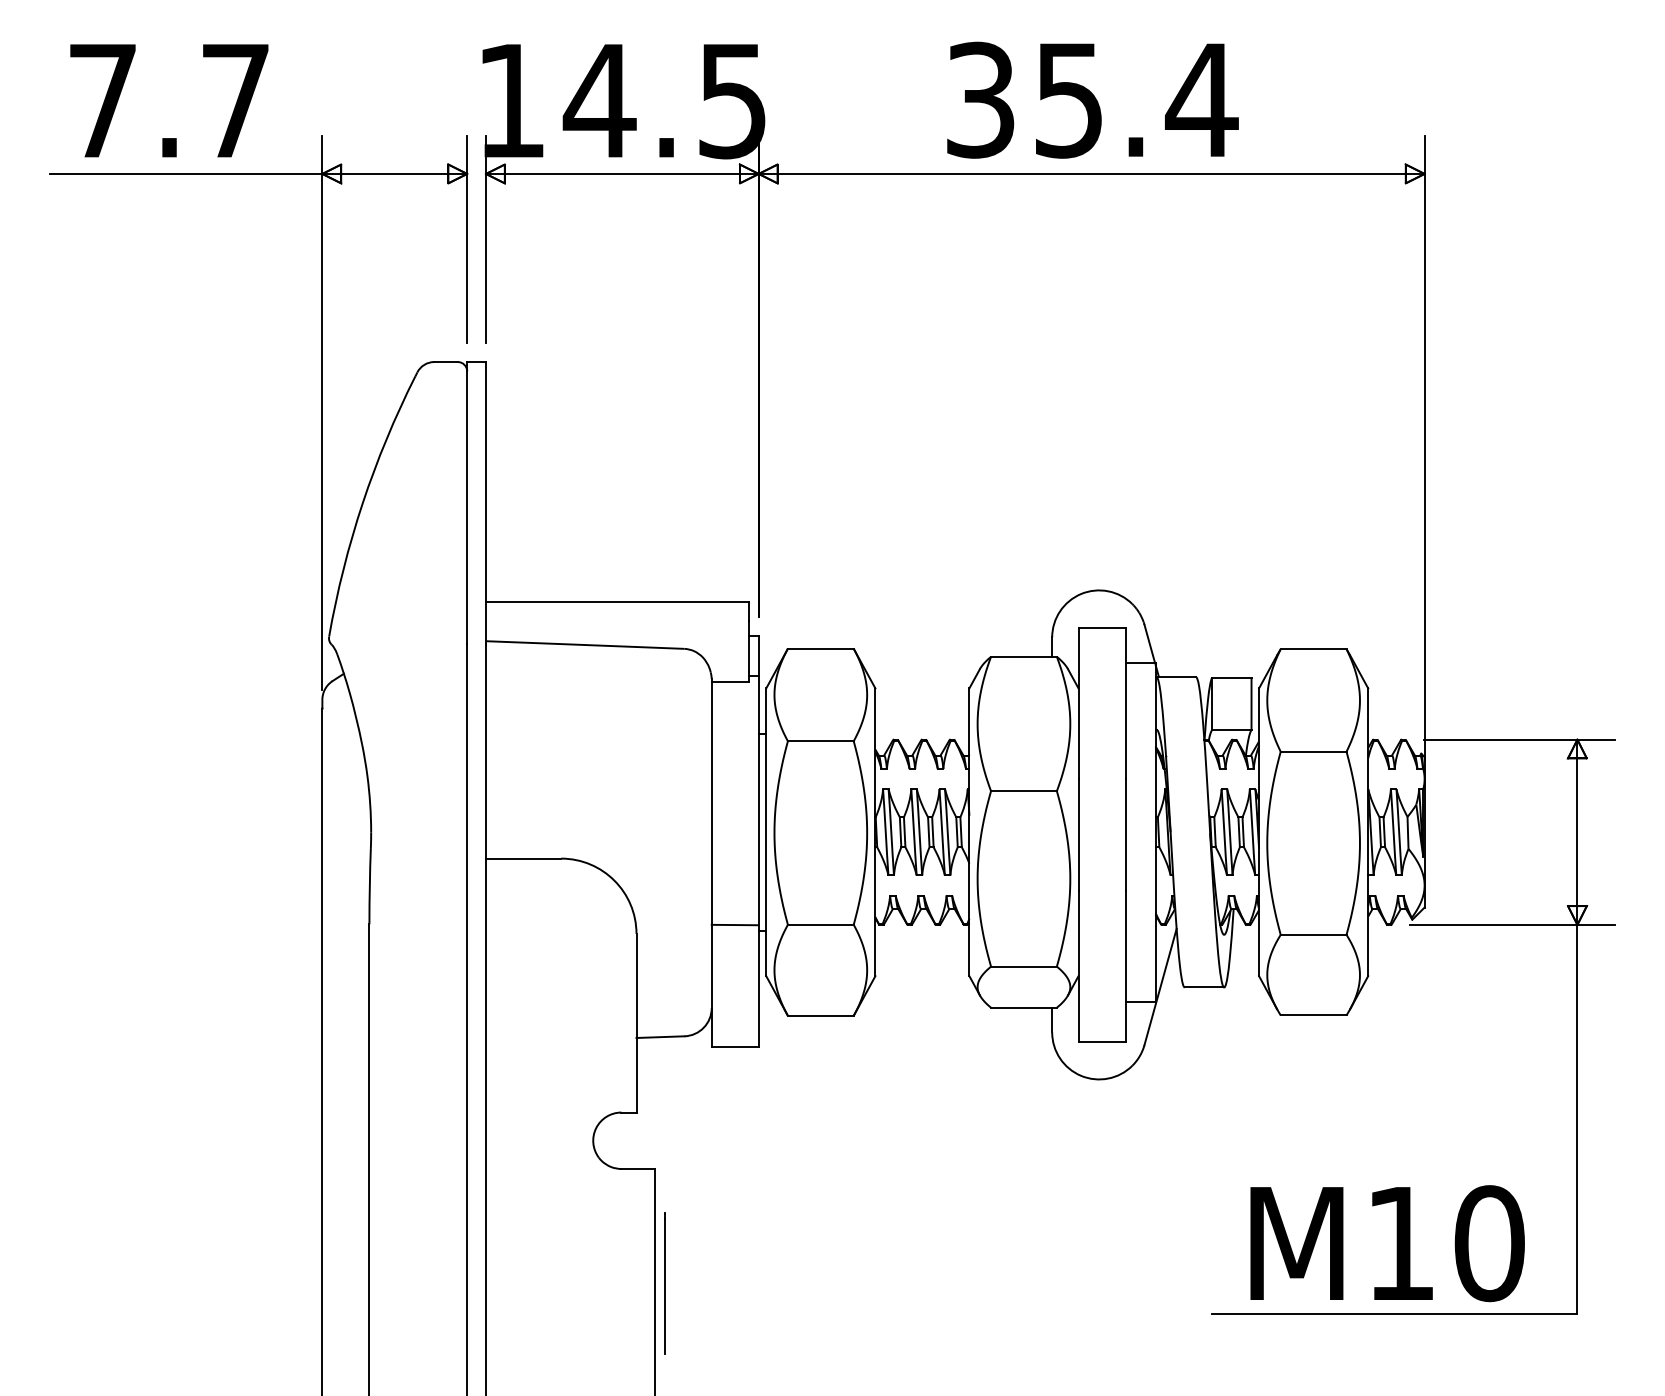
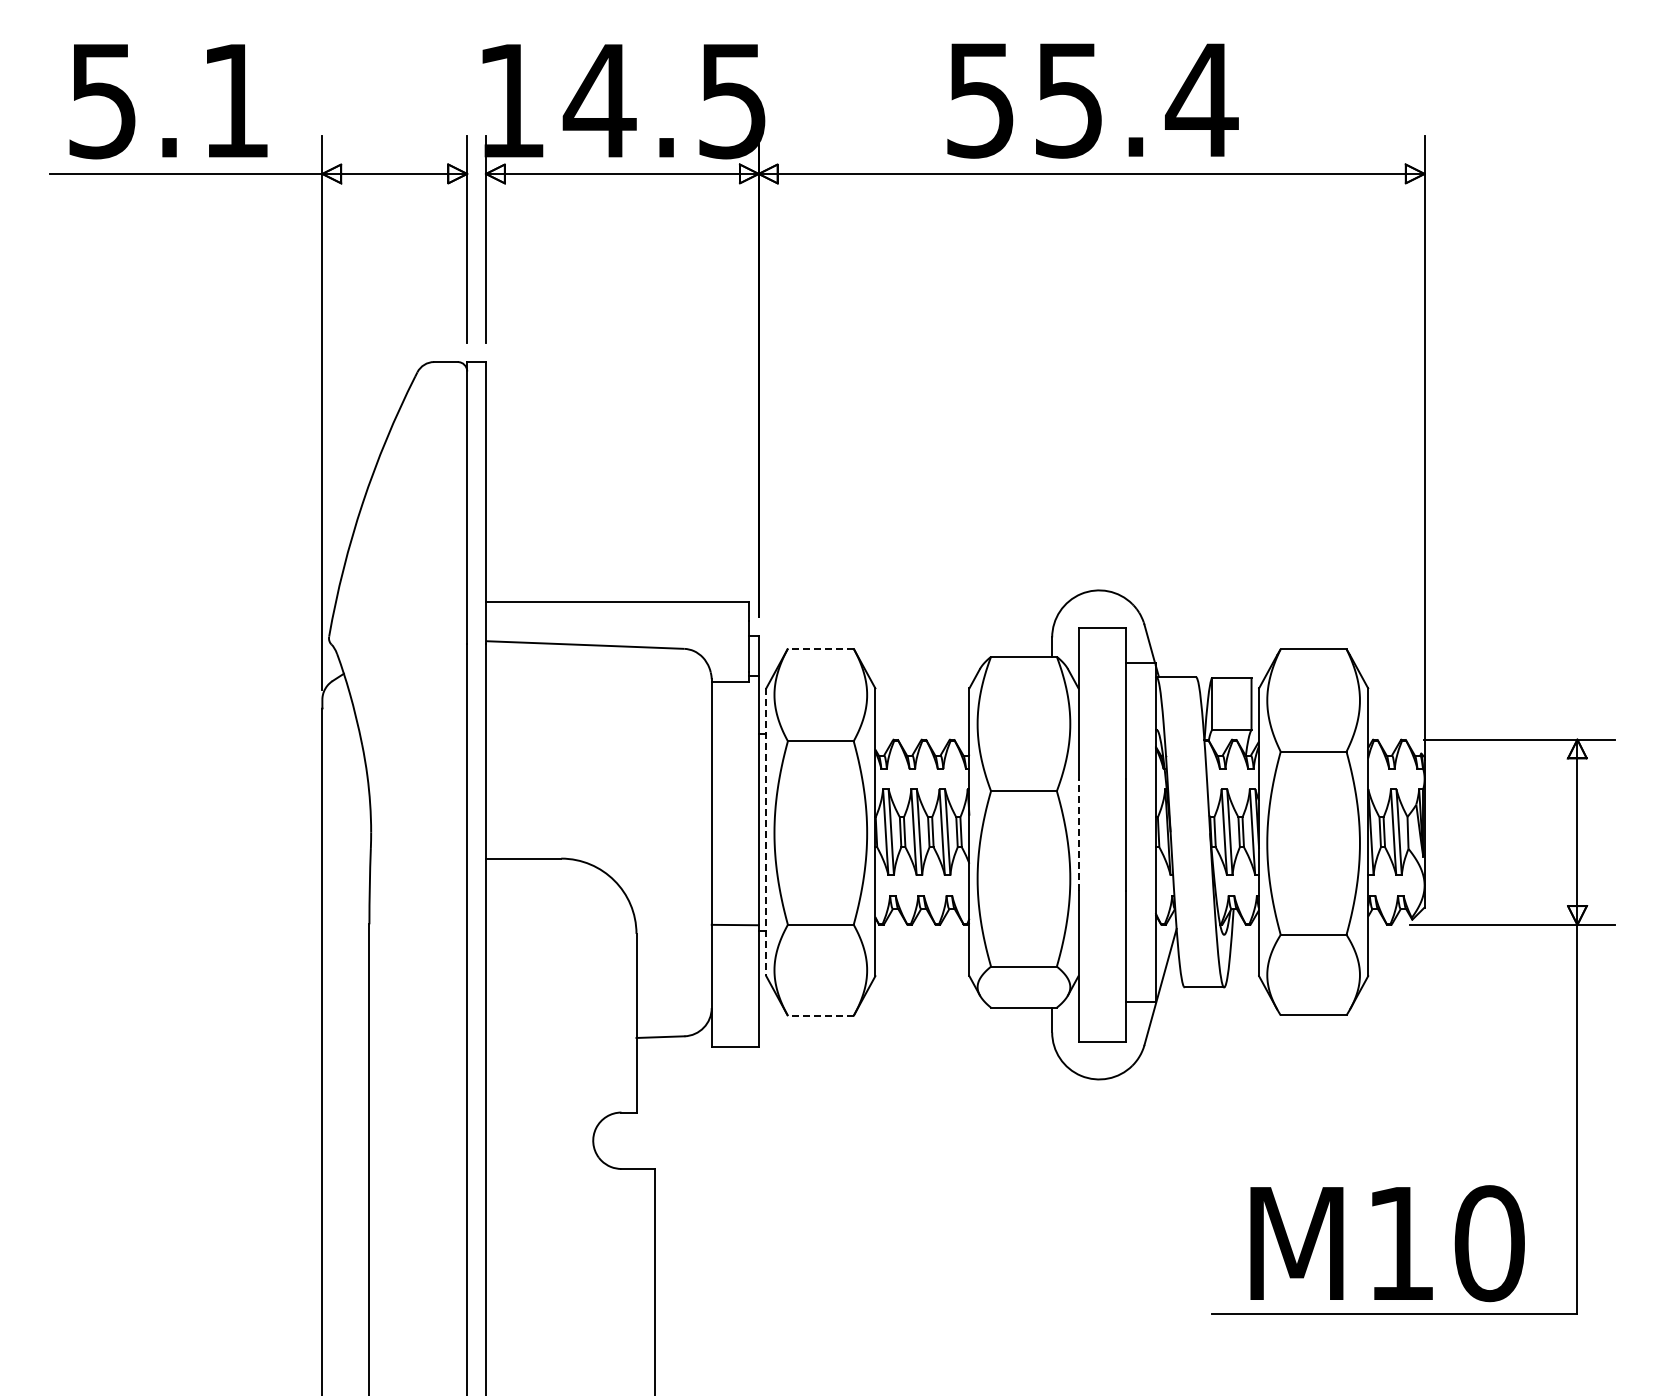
text: 35.4 -> 55.4 (980, 99)
text: 7.7 -> 5.1 (168, 101)
line: solid -> dashed (820, 648)
line: solid -> dashed (766, 832)
line: solid -> dashed (1078, 834)
line: solid -> dashed (820, 1015)
line: present -> none (664, 1283)
